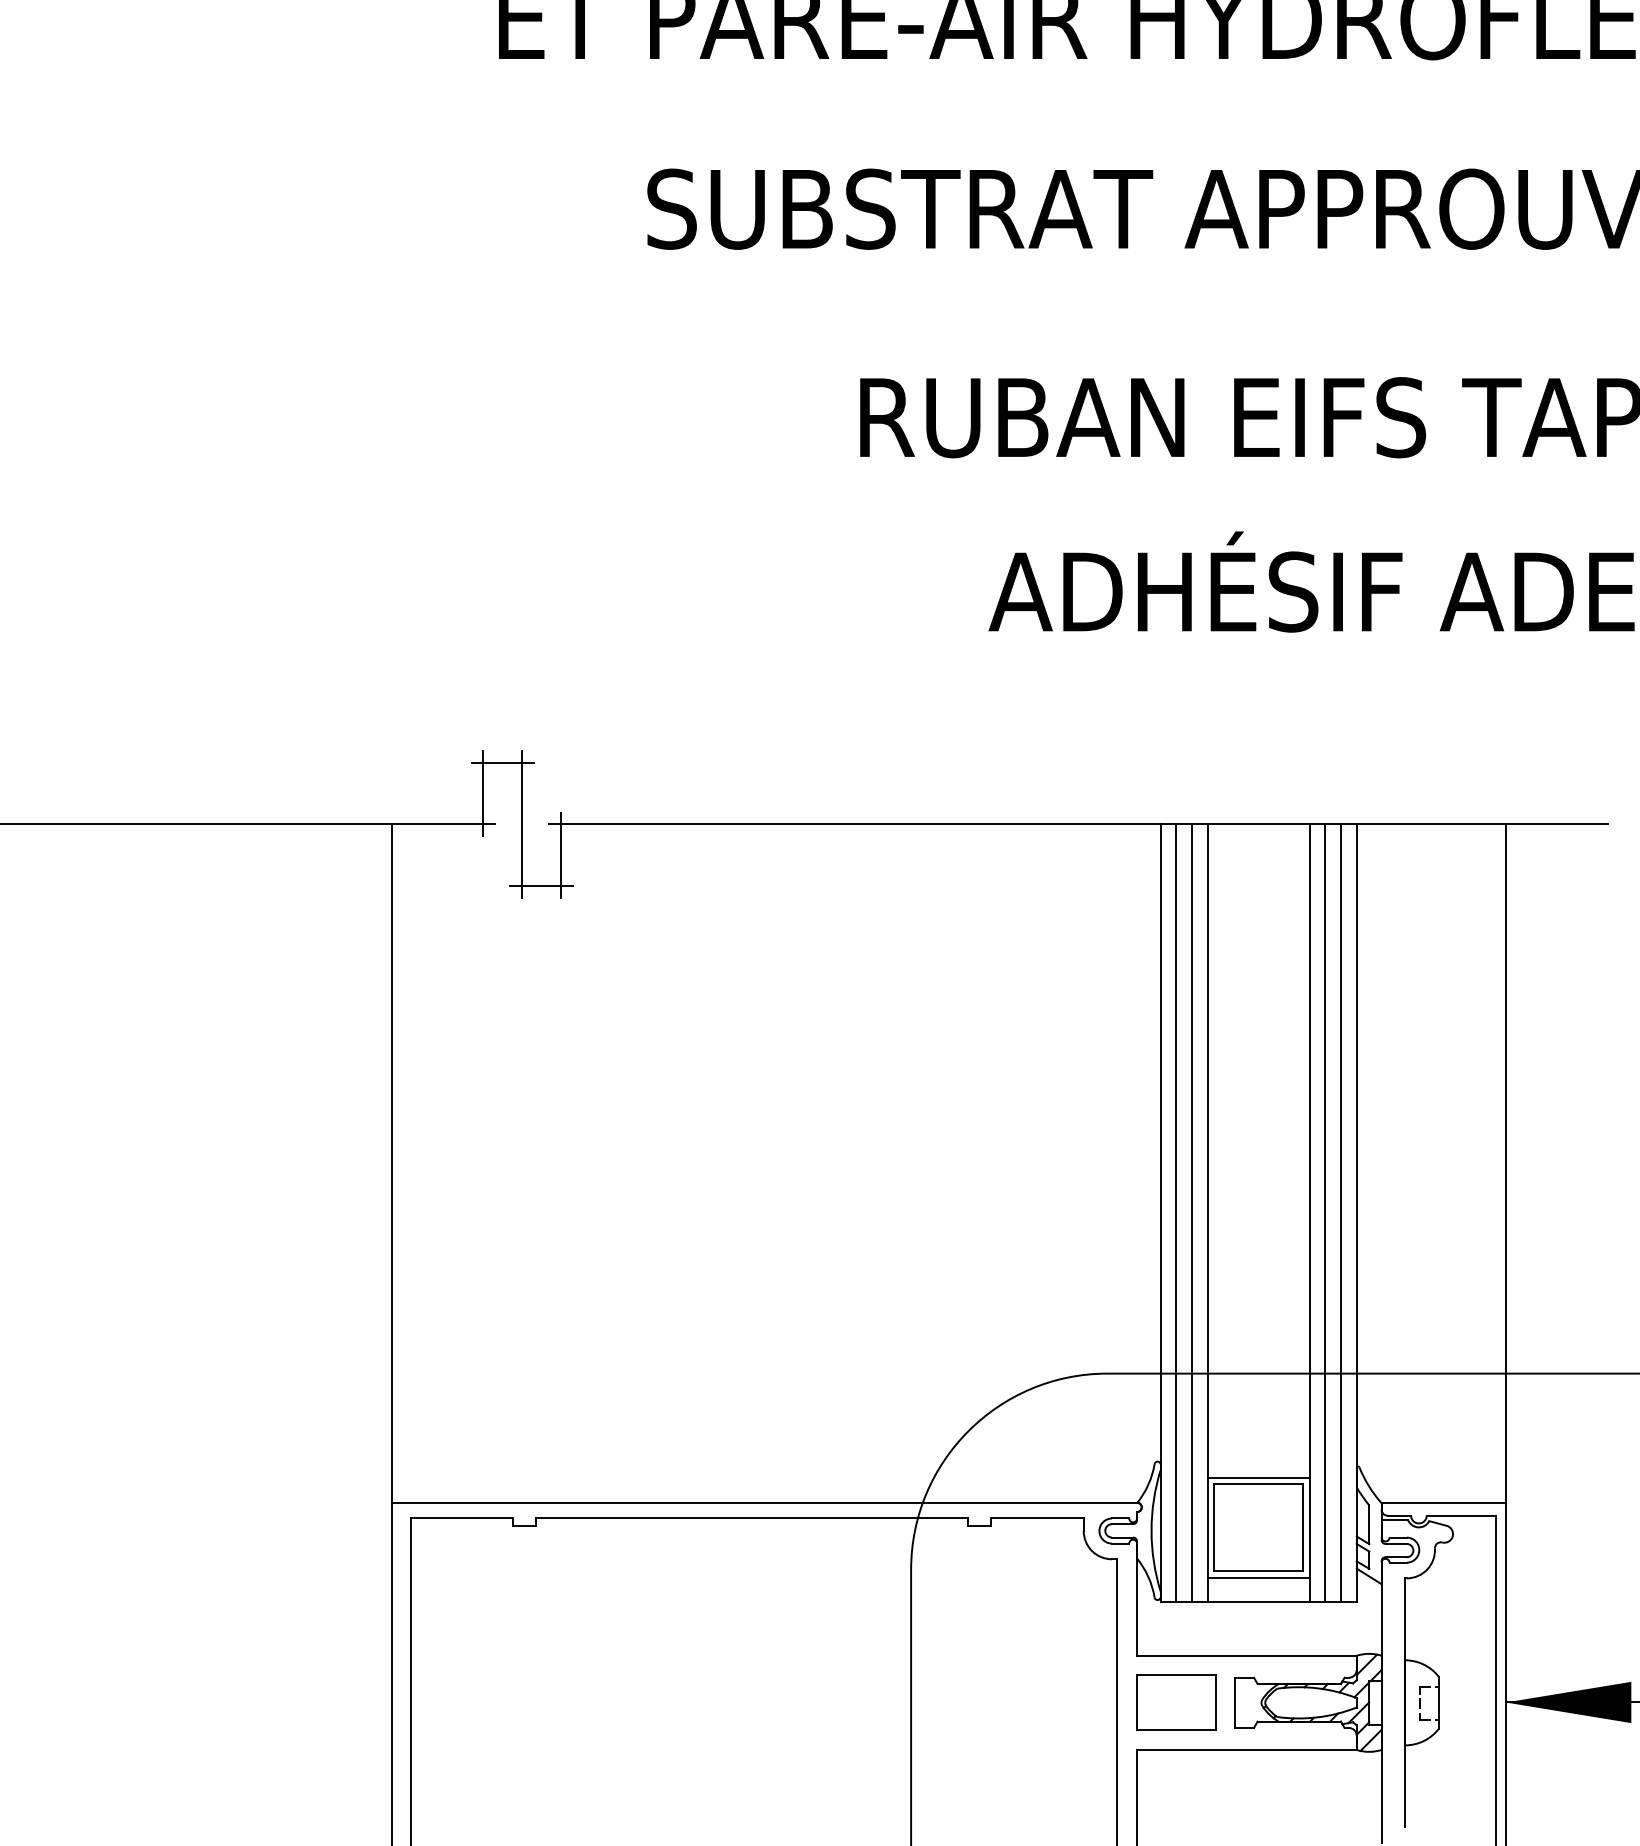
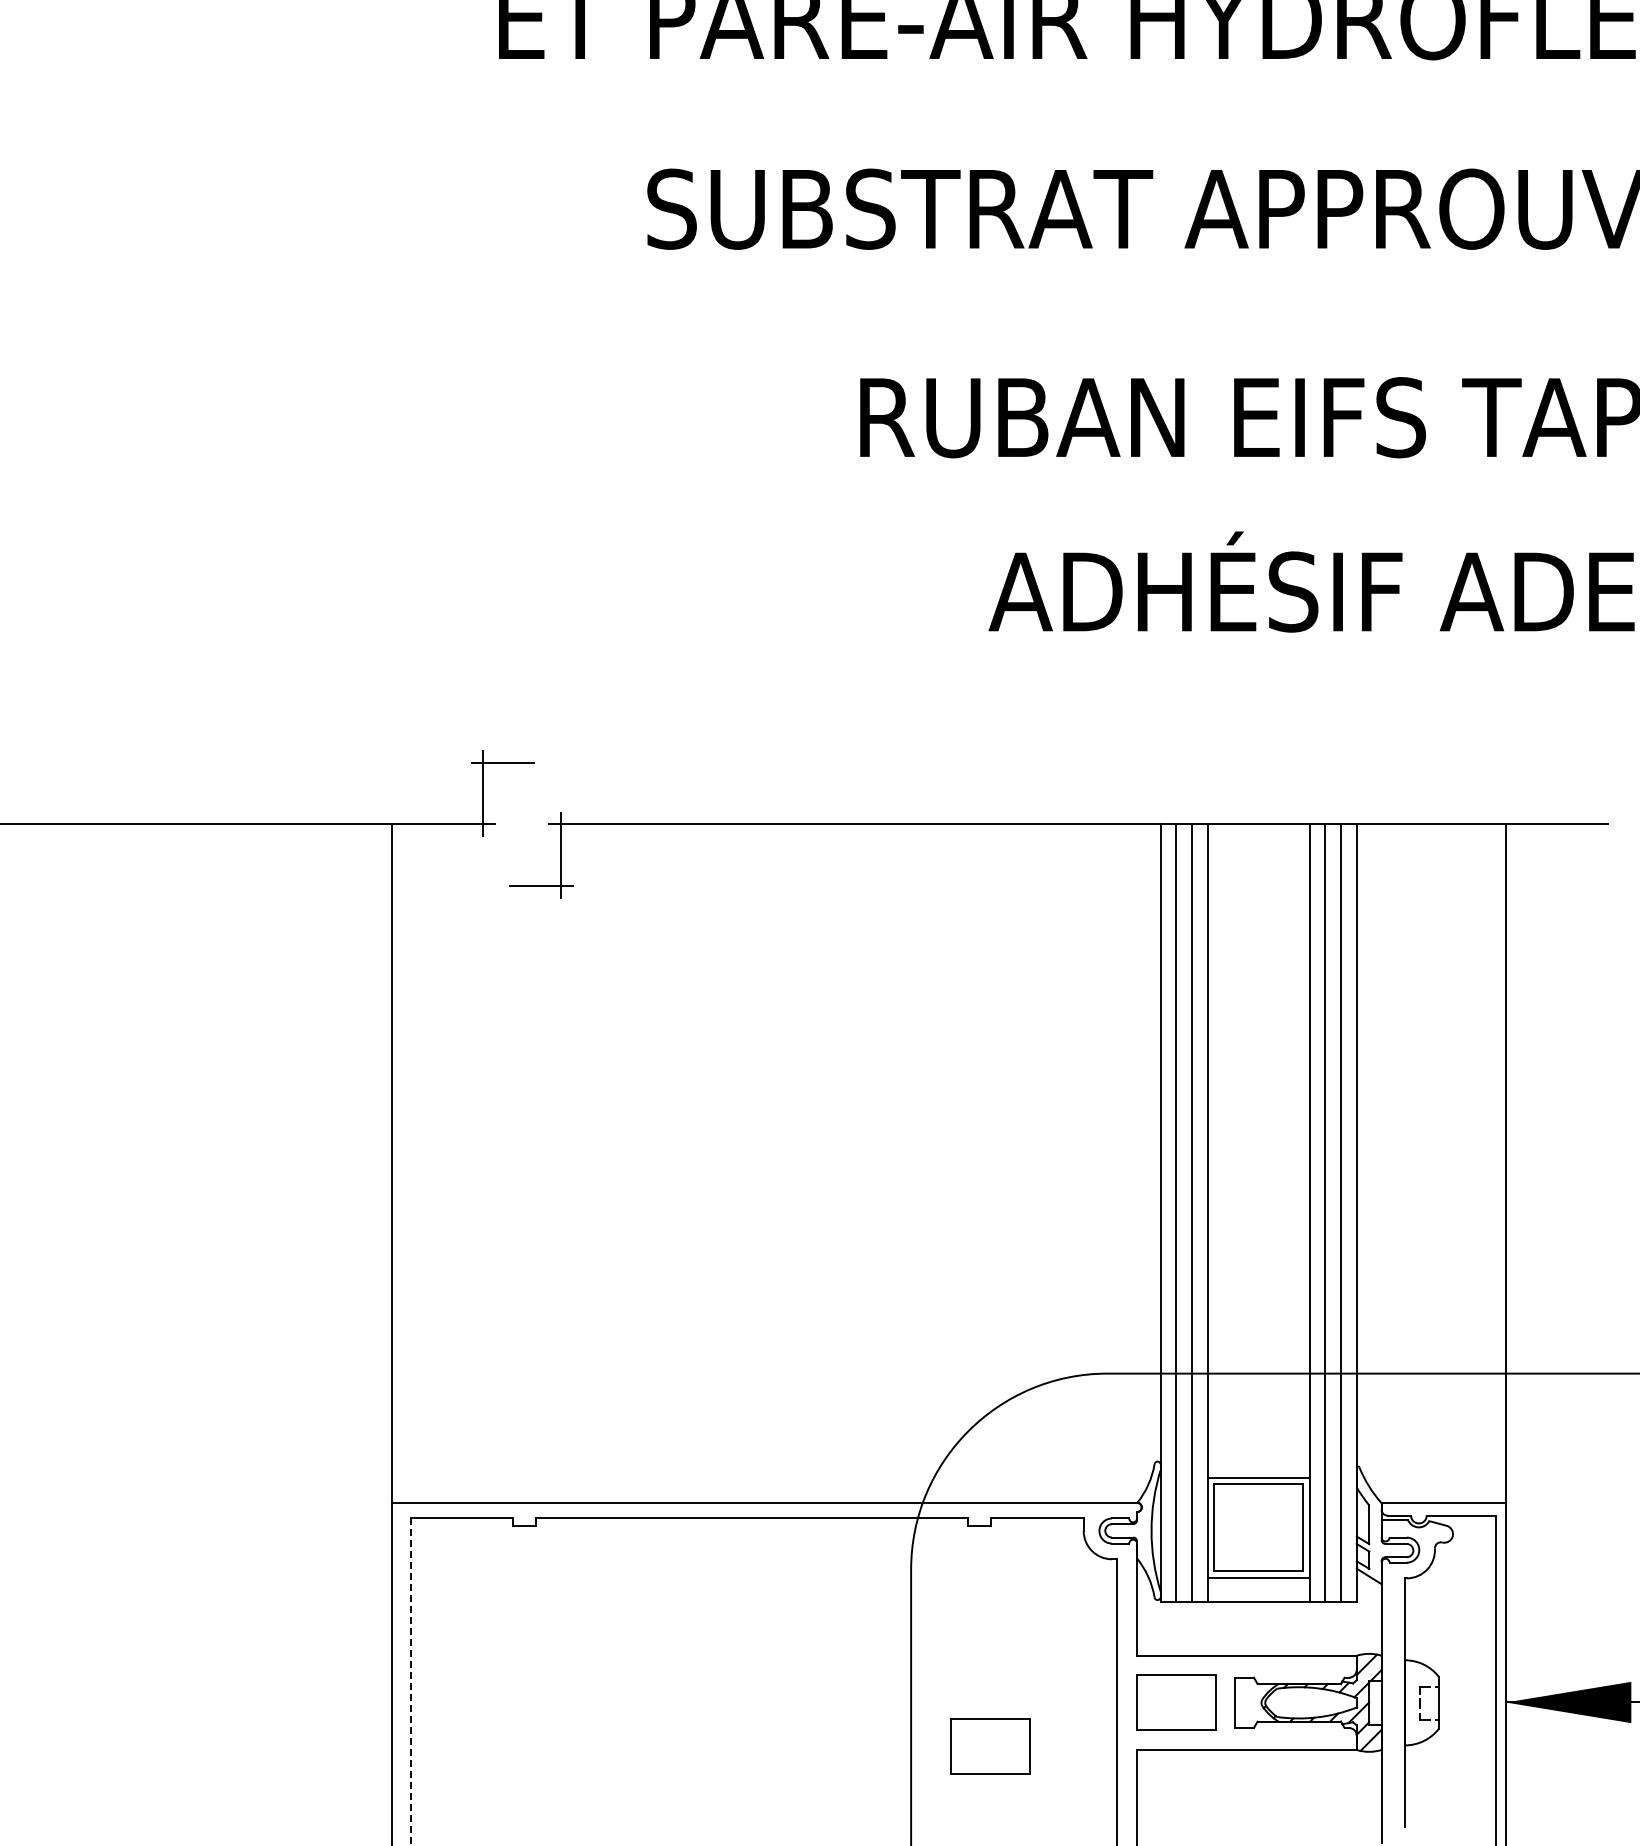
line: present -> none (522, 823)
line: solid -> dashed (411, 1682)
part: none -> present (990, 1746)
